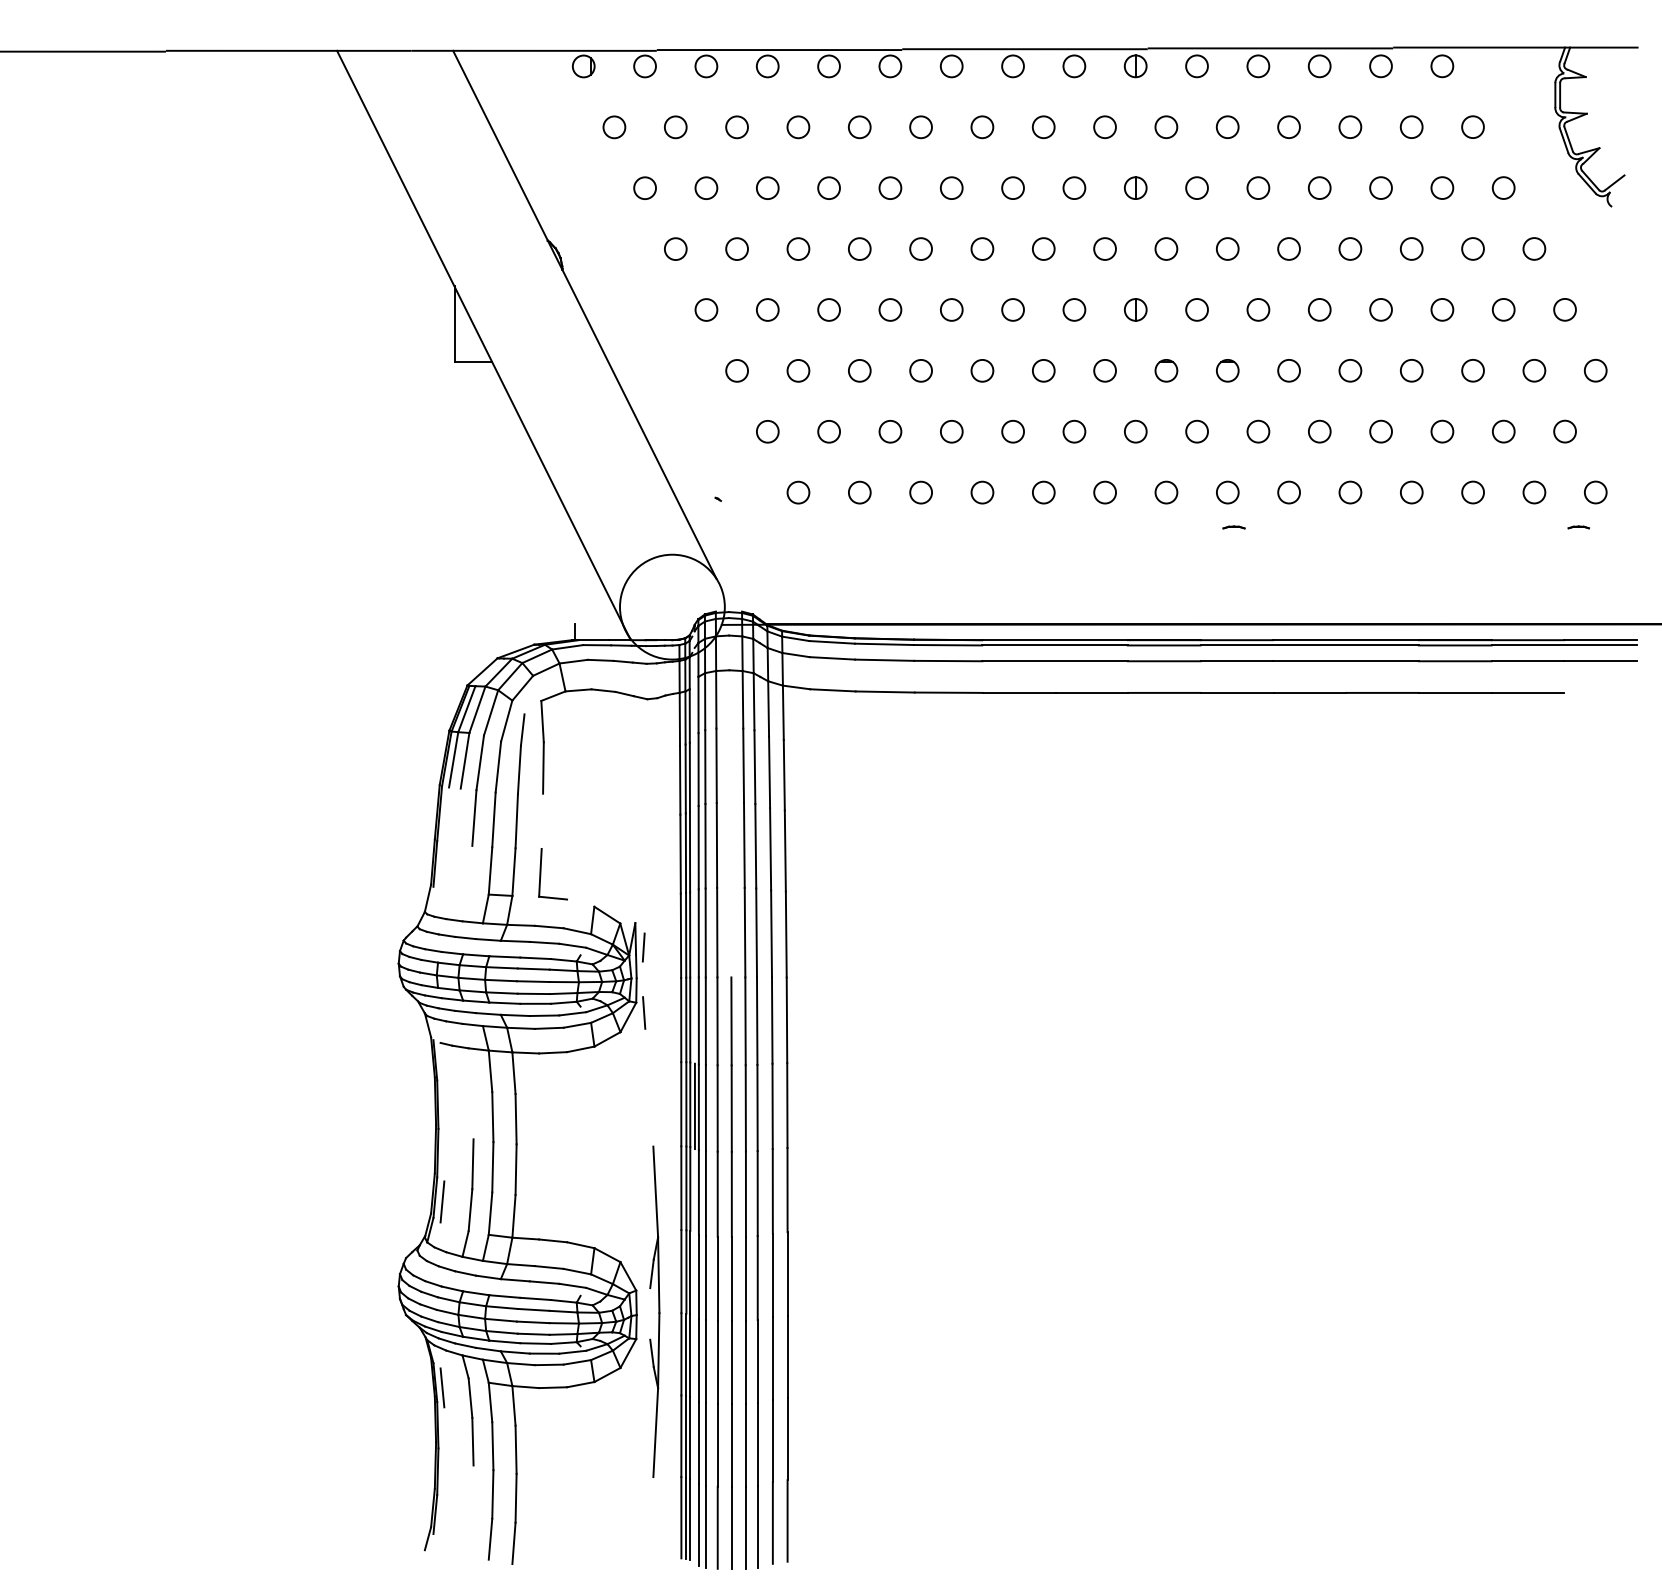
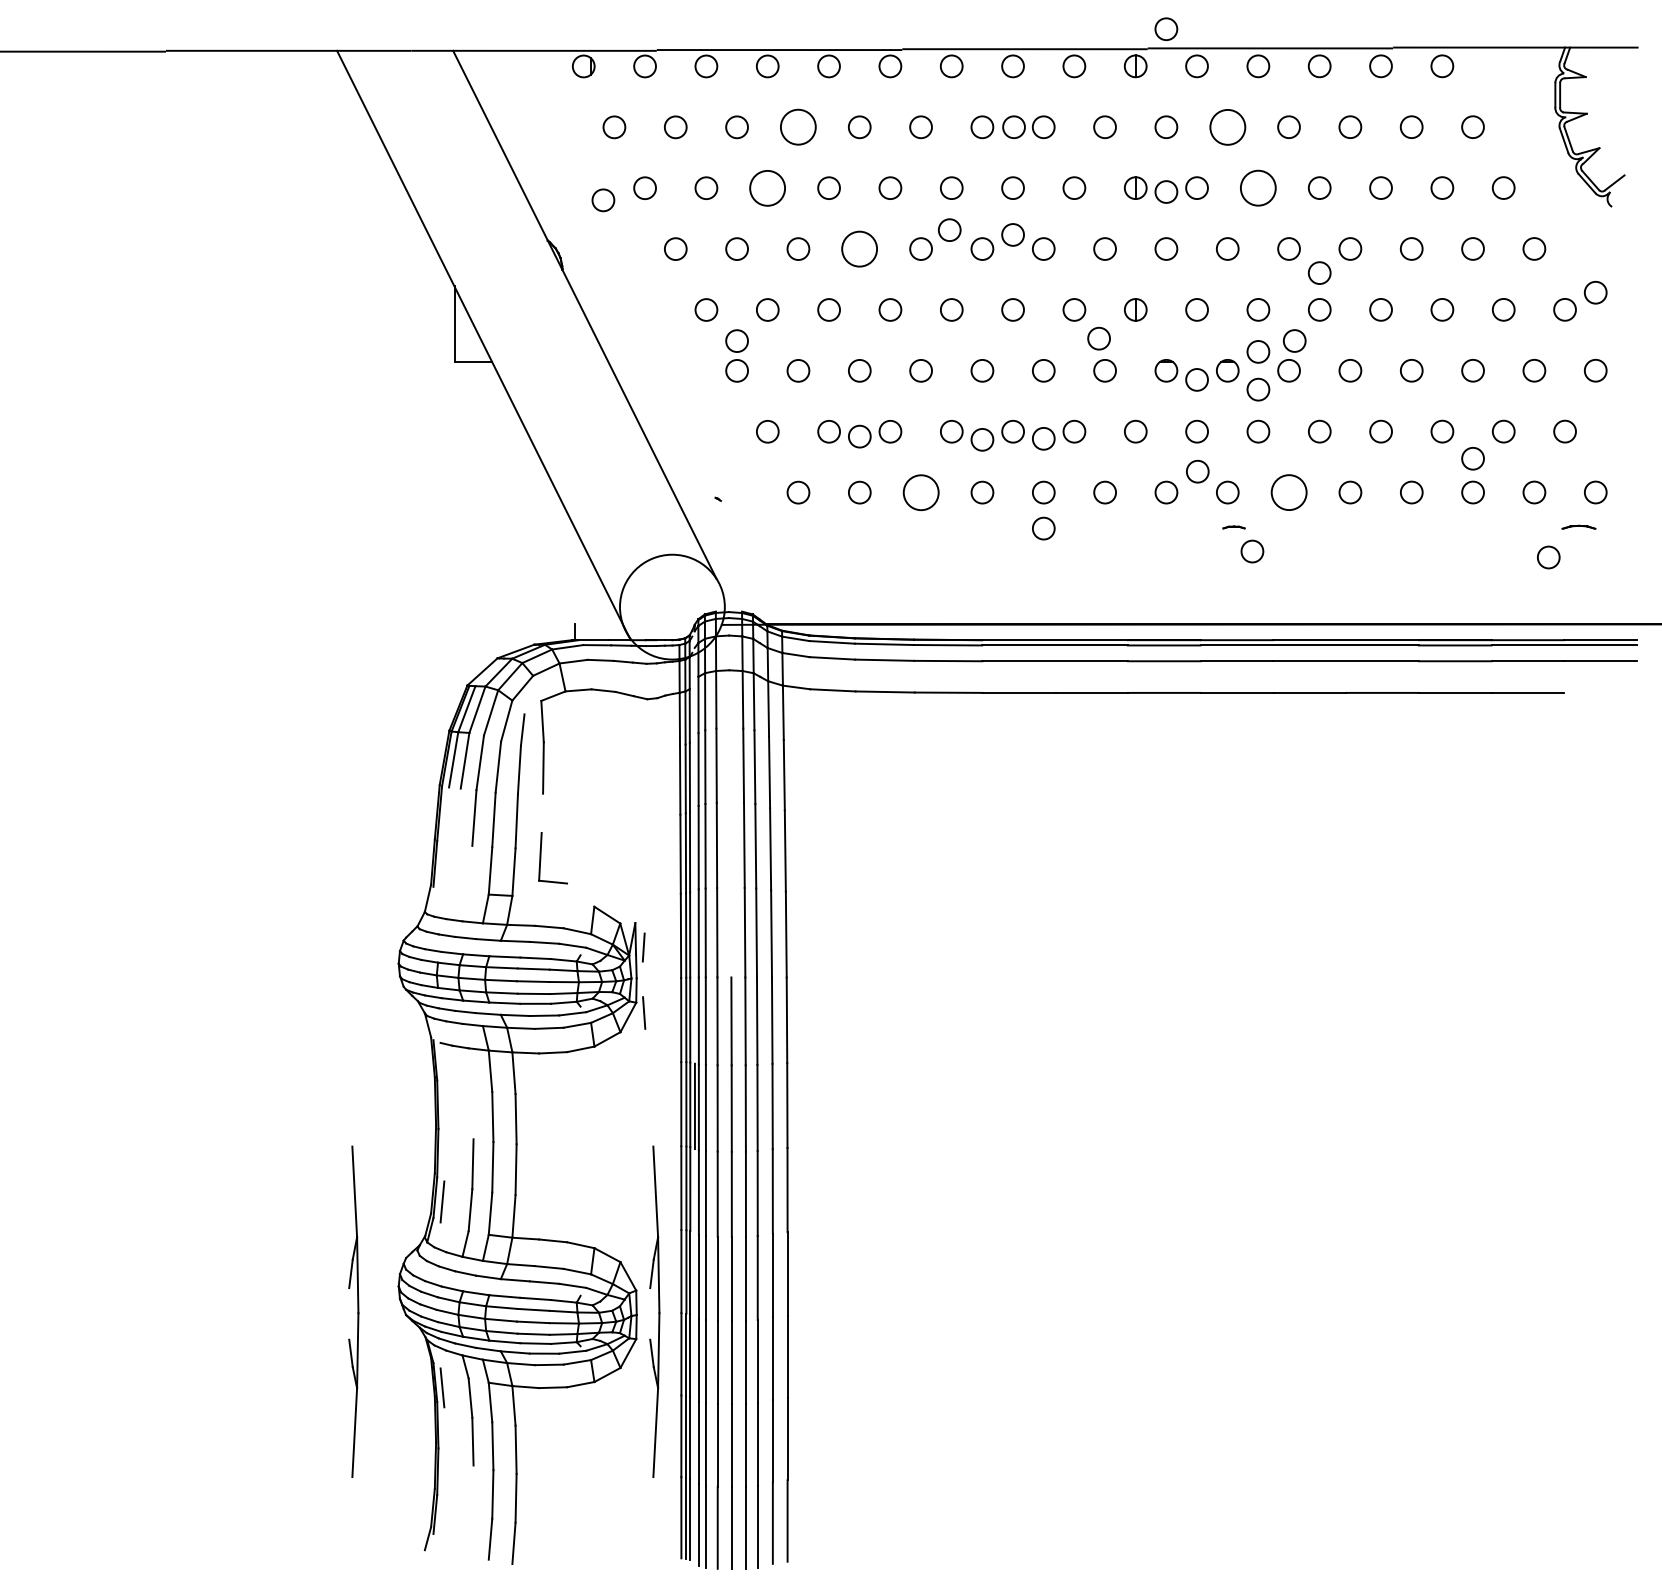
circle: none -> present (1166, 28)
circle: none -> present (1013, 126)
circle size: 25x24 px -> 38x37 px (1227, 127)
circle size: 25x25 px -> 37x38 px (798, 126)
circle size: 24x24 px -> 37x37 px (767, 188)
circle size: 25x24 px -> 37x38 px (1258, 187)
circle: none -> present (1166, 191)
circle: none -> present (603, 200)
circle: none -> present (949, 229)
circle: none -> present (1012, 234)
circle size: 24x24 px -> 37x38 px (859, 248)
circle: none -> present (1319, 272)
circle: none -> present (1595, 292)
circle: none -> present (1098, 338)
circle: none -> present (736, 340)
circle: none -> present (1294, 340)
circle: none -> present (1258, 351)
circle: none -> present (1196, 379)
circle: none -> present (1258, 389)
circle: none -> present (859, 436)
circle: none -> present (1043, 438)
circle: none -> present (982, 439)
circle: none -> present (1472, 458)
circle: none -> present (1197, 471)
circle size: 24x25 px -> 38x38 px (920, 492)
circle size: 24x25 px -> 38x37 px (1288, 492)
part size: 23x5 px -> 36x6 px (1578, 526)
circle: none -> present (1043, 528)
circle: none -> present (1252, 551)
circle: none -> present (1548, 557)
part position: (541, 874) -> (541, 858) (541, 858)
part: none -> present (353, 1311)
